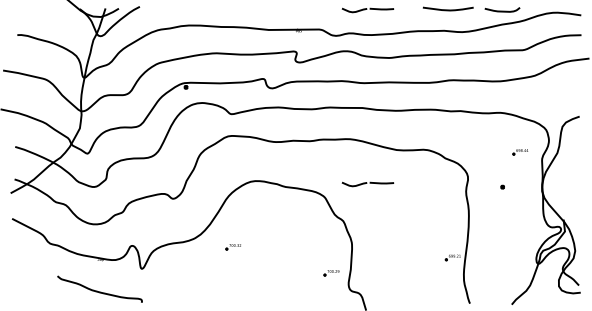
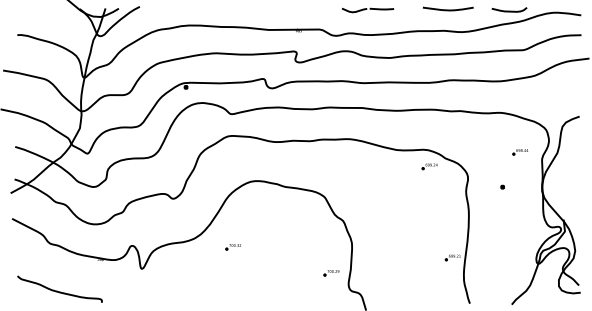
curve position: (502, 10) -> (509, 10) (509, 10)
part: none -> present (429, 166)
part: present -> none (367, 184)
curve position: (97, 290) -> (57, 290) (57, 290)
